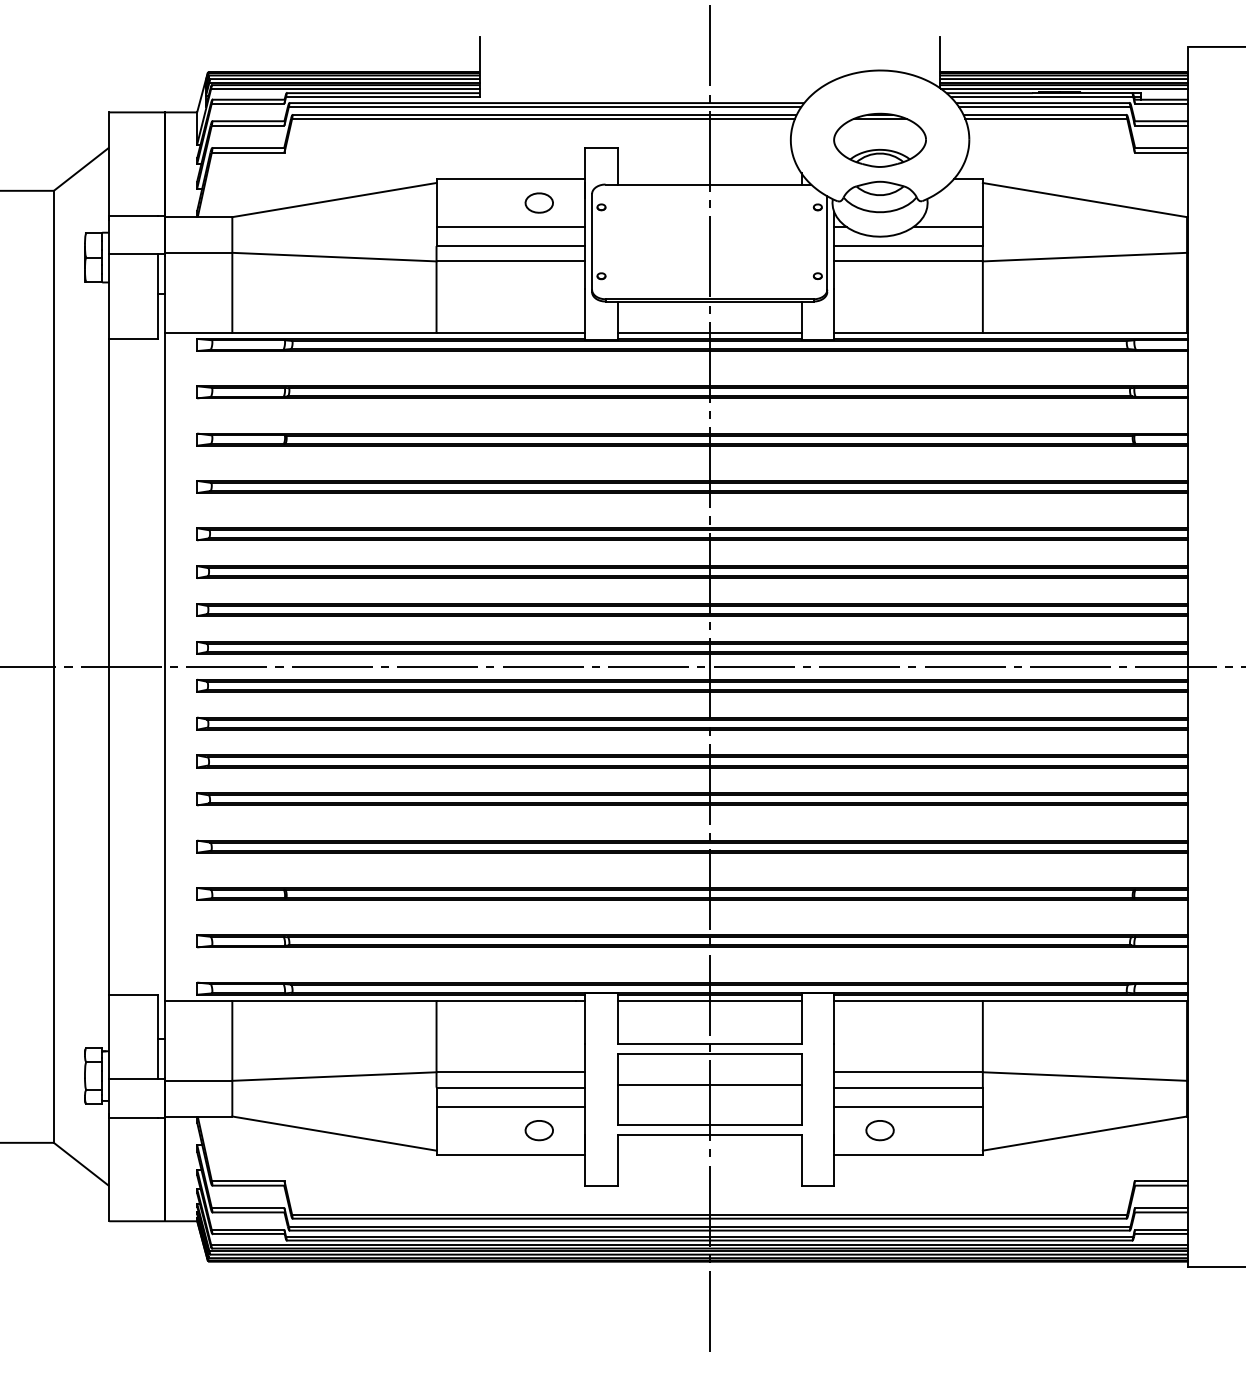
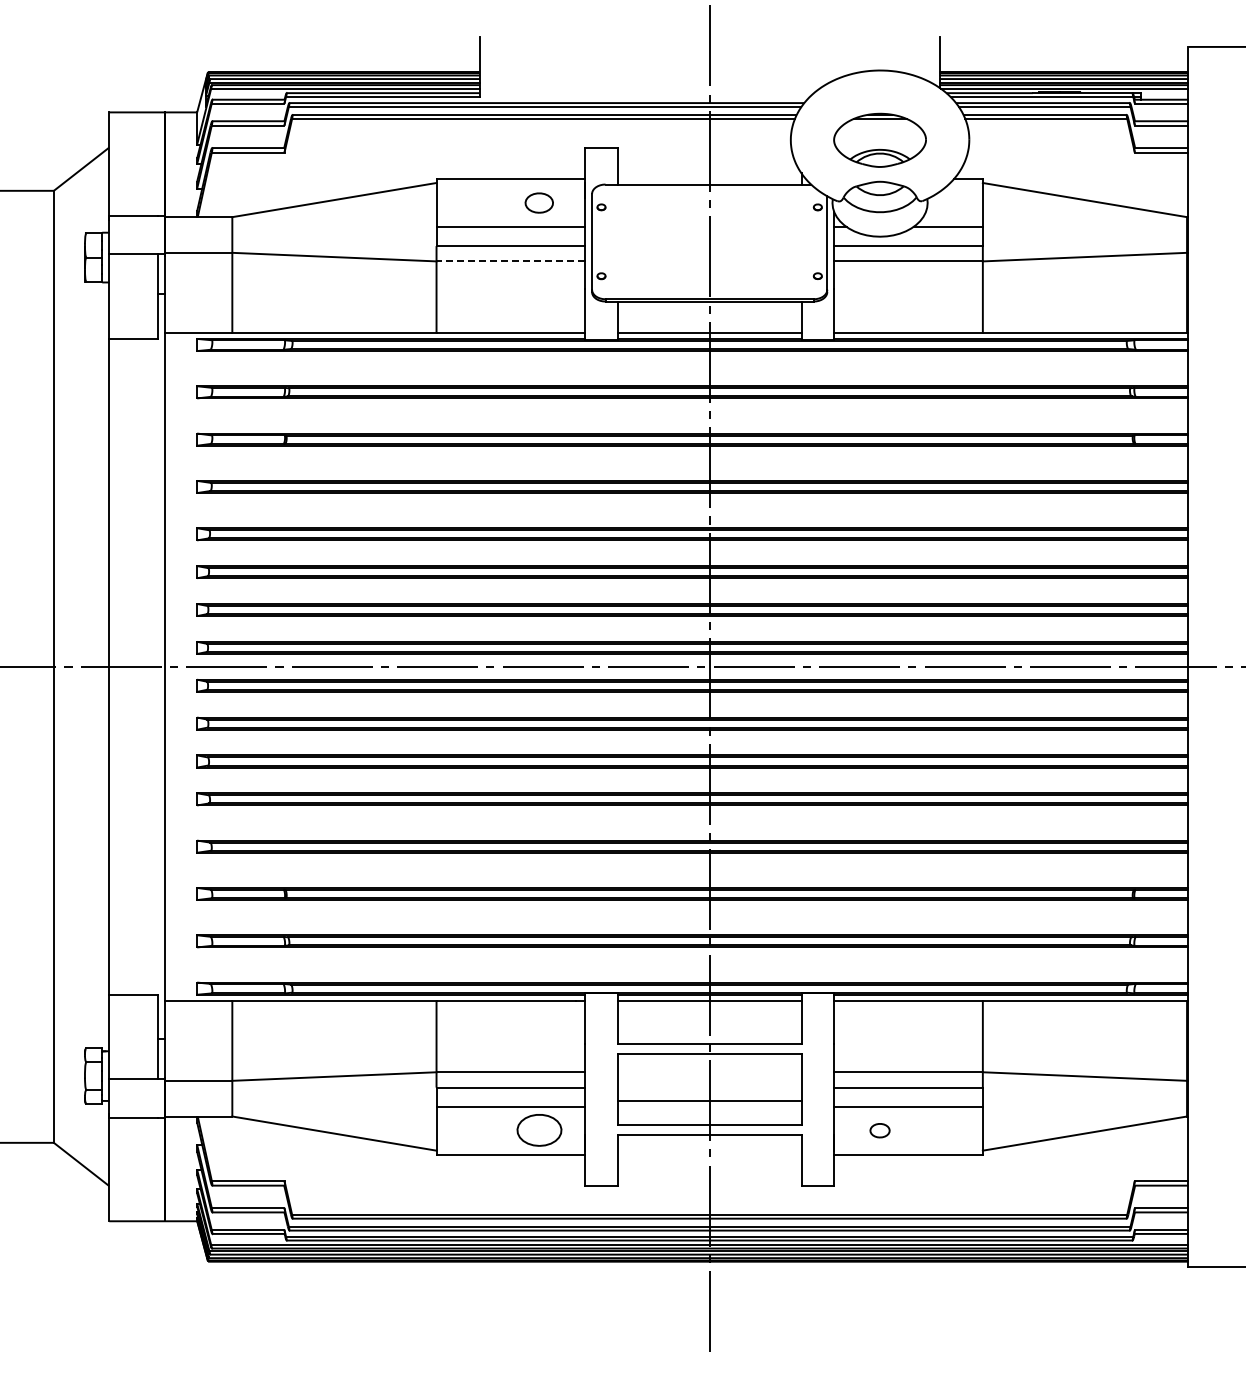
line: solid -> dashed (510, 261)
line position: (709, 1085) -> (709, 1101) (709, 1101)
part size: 30x22 px -> 47x33 px (539, 1130)
part size: 30x22 px -> 22x16 px (879, 1130)
